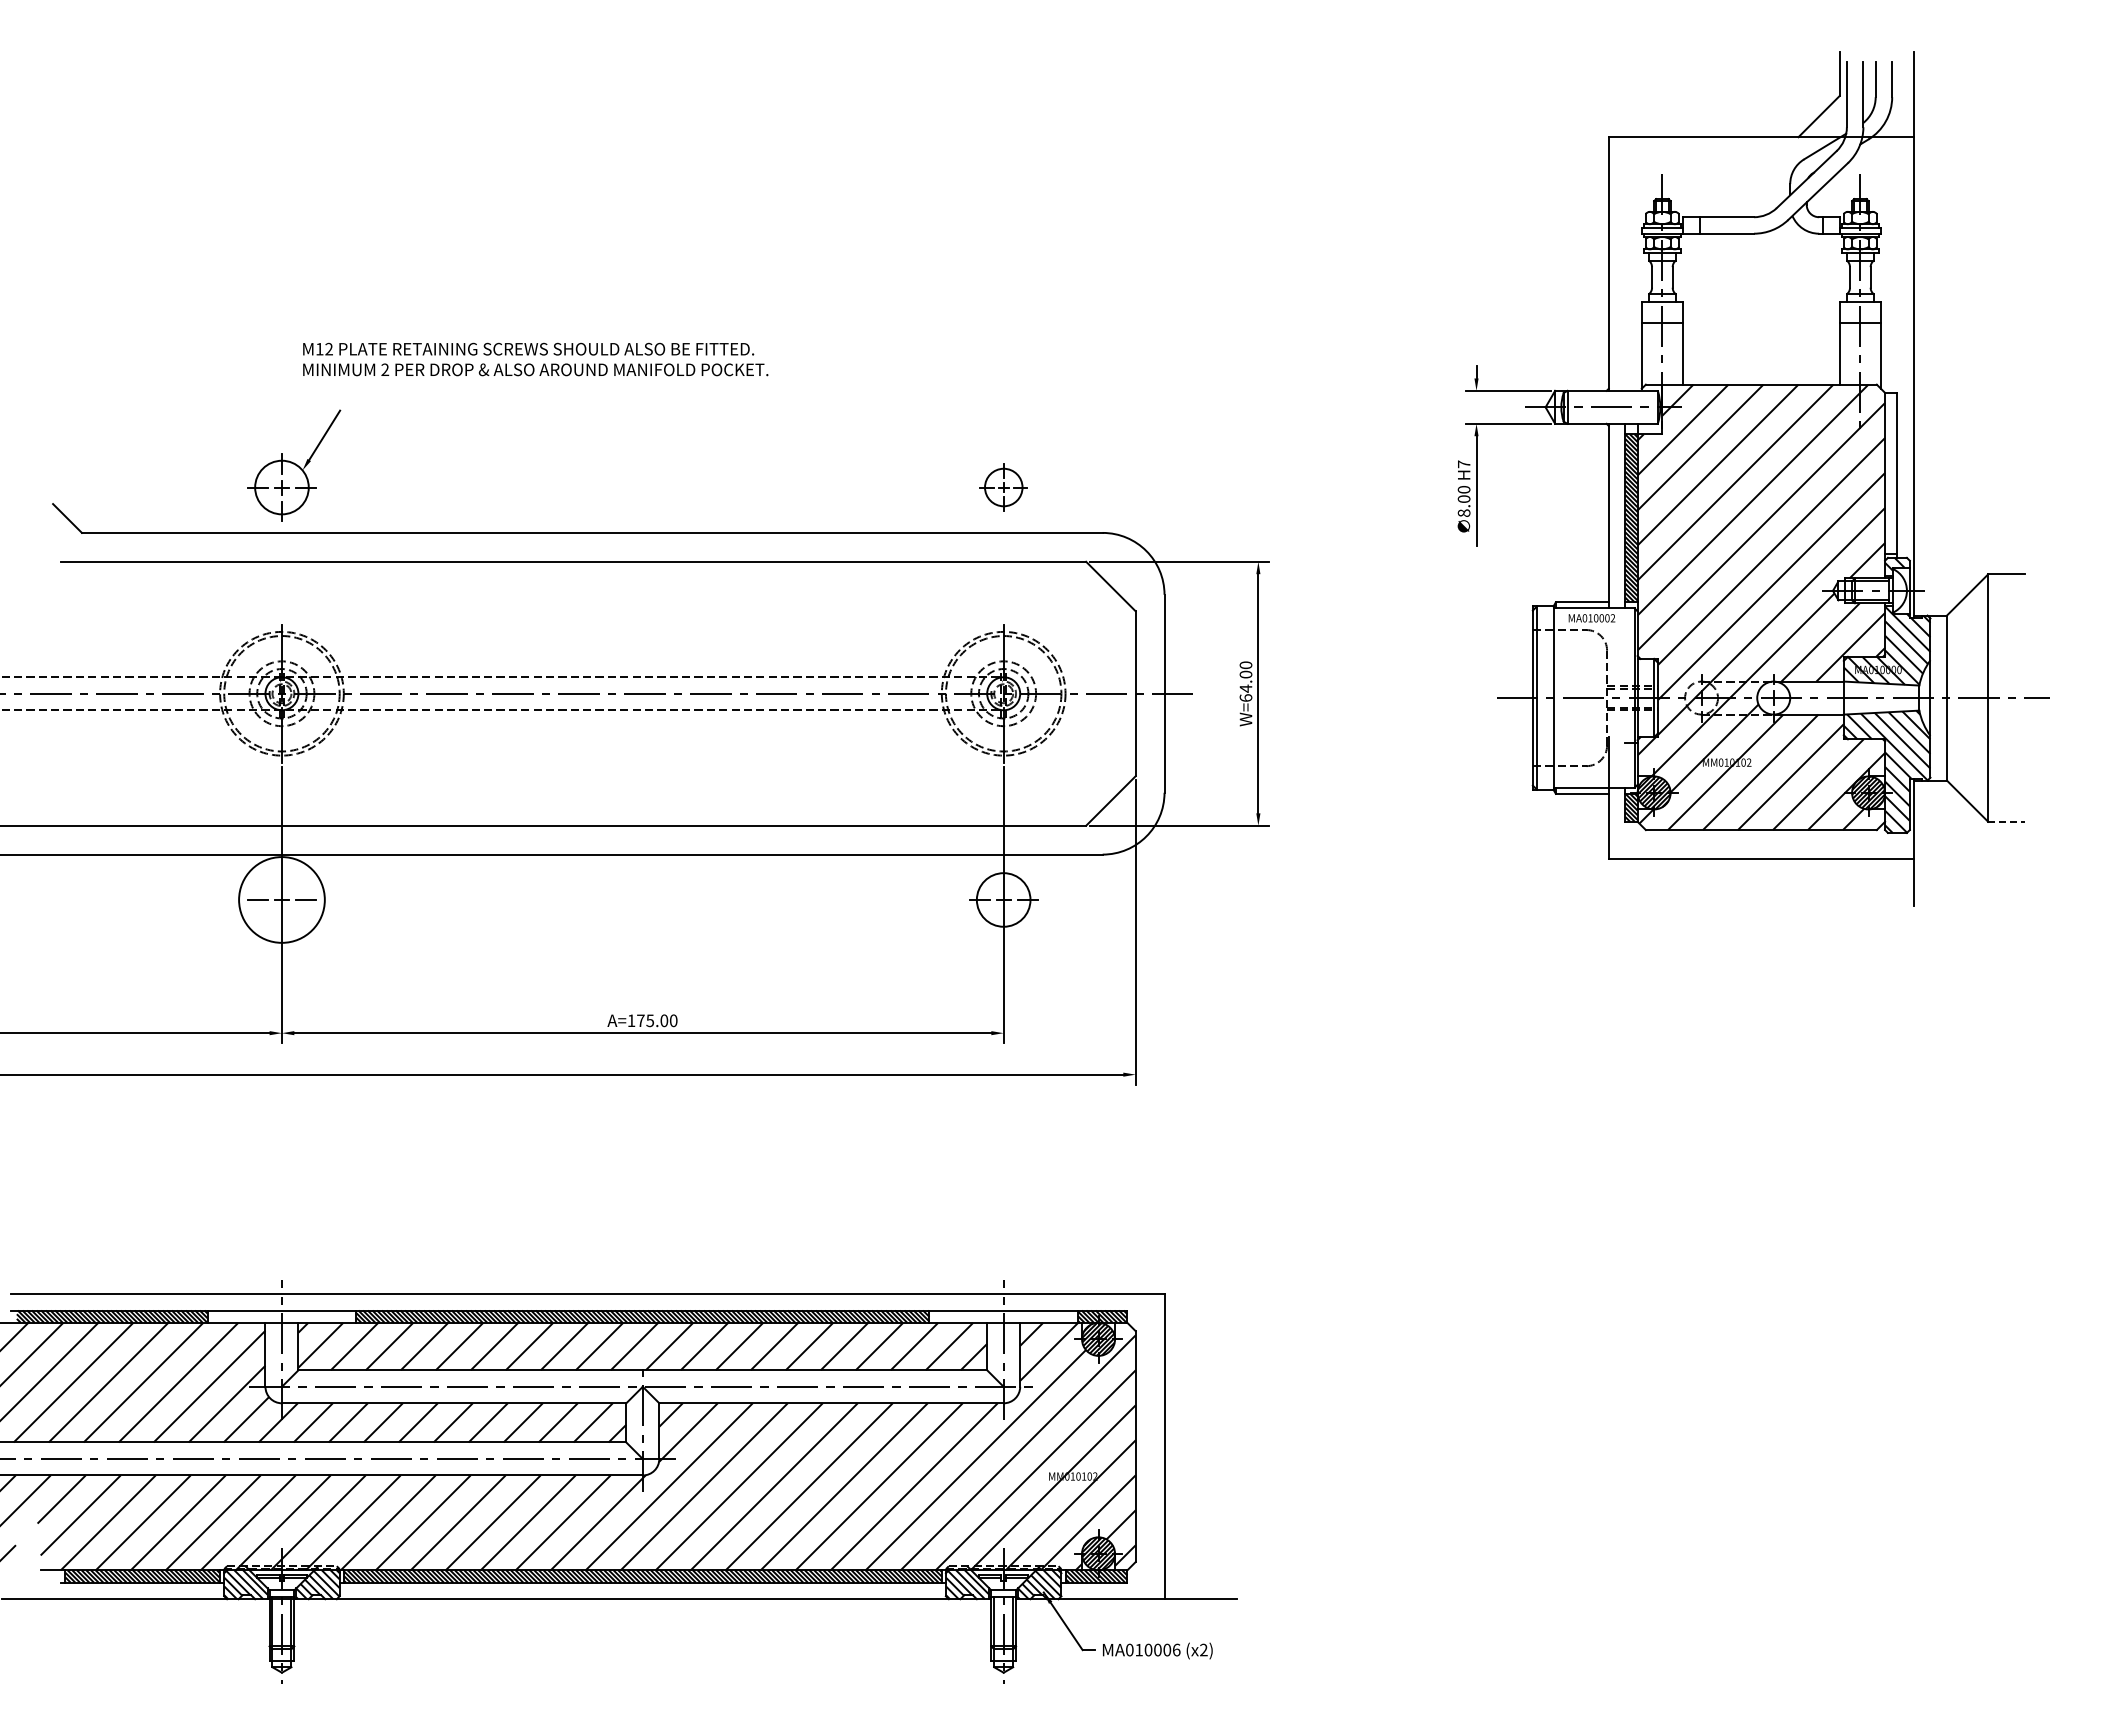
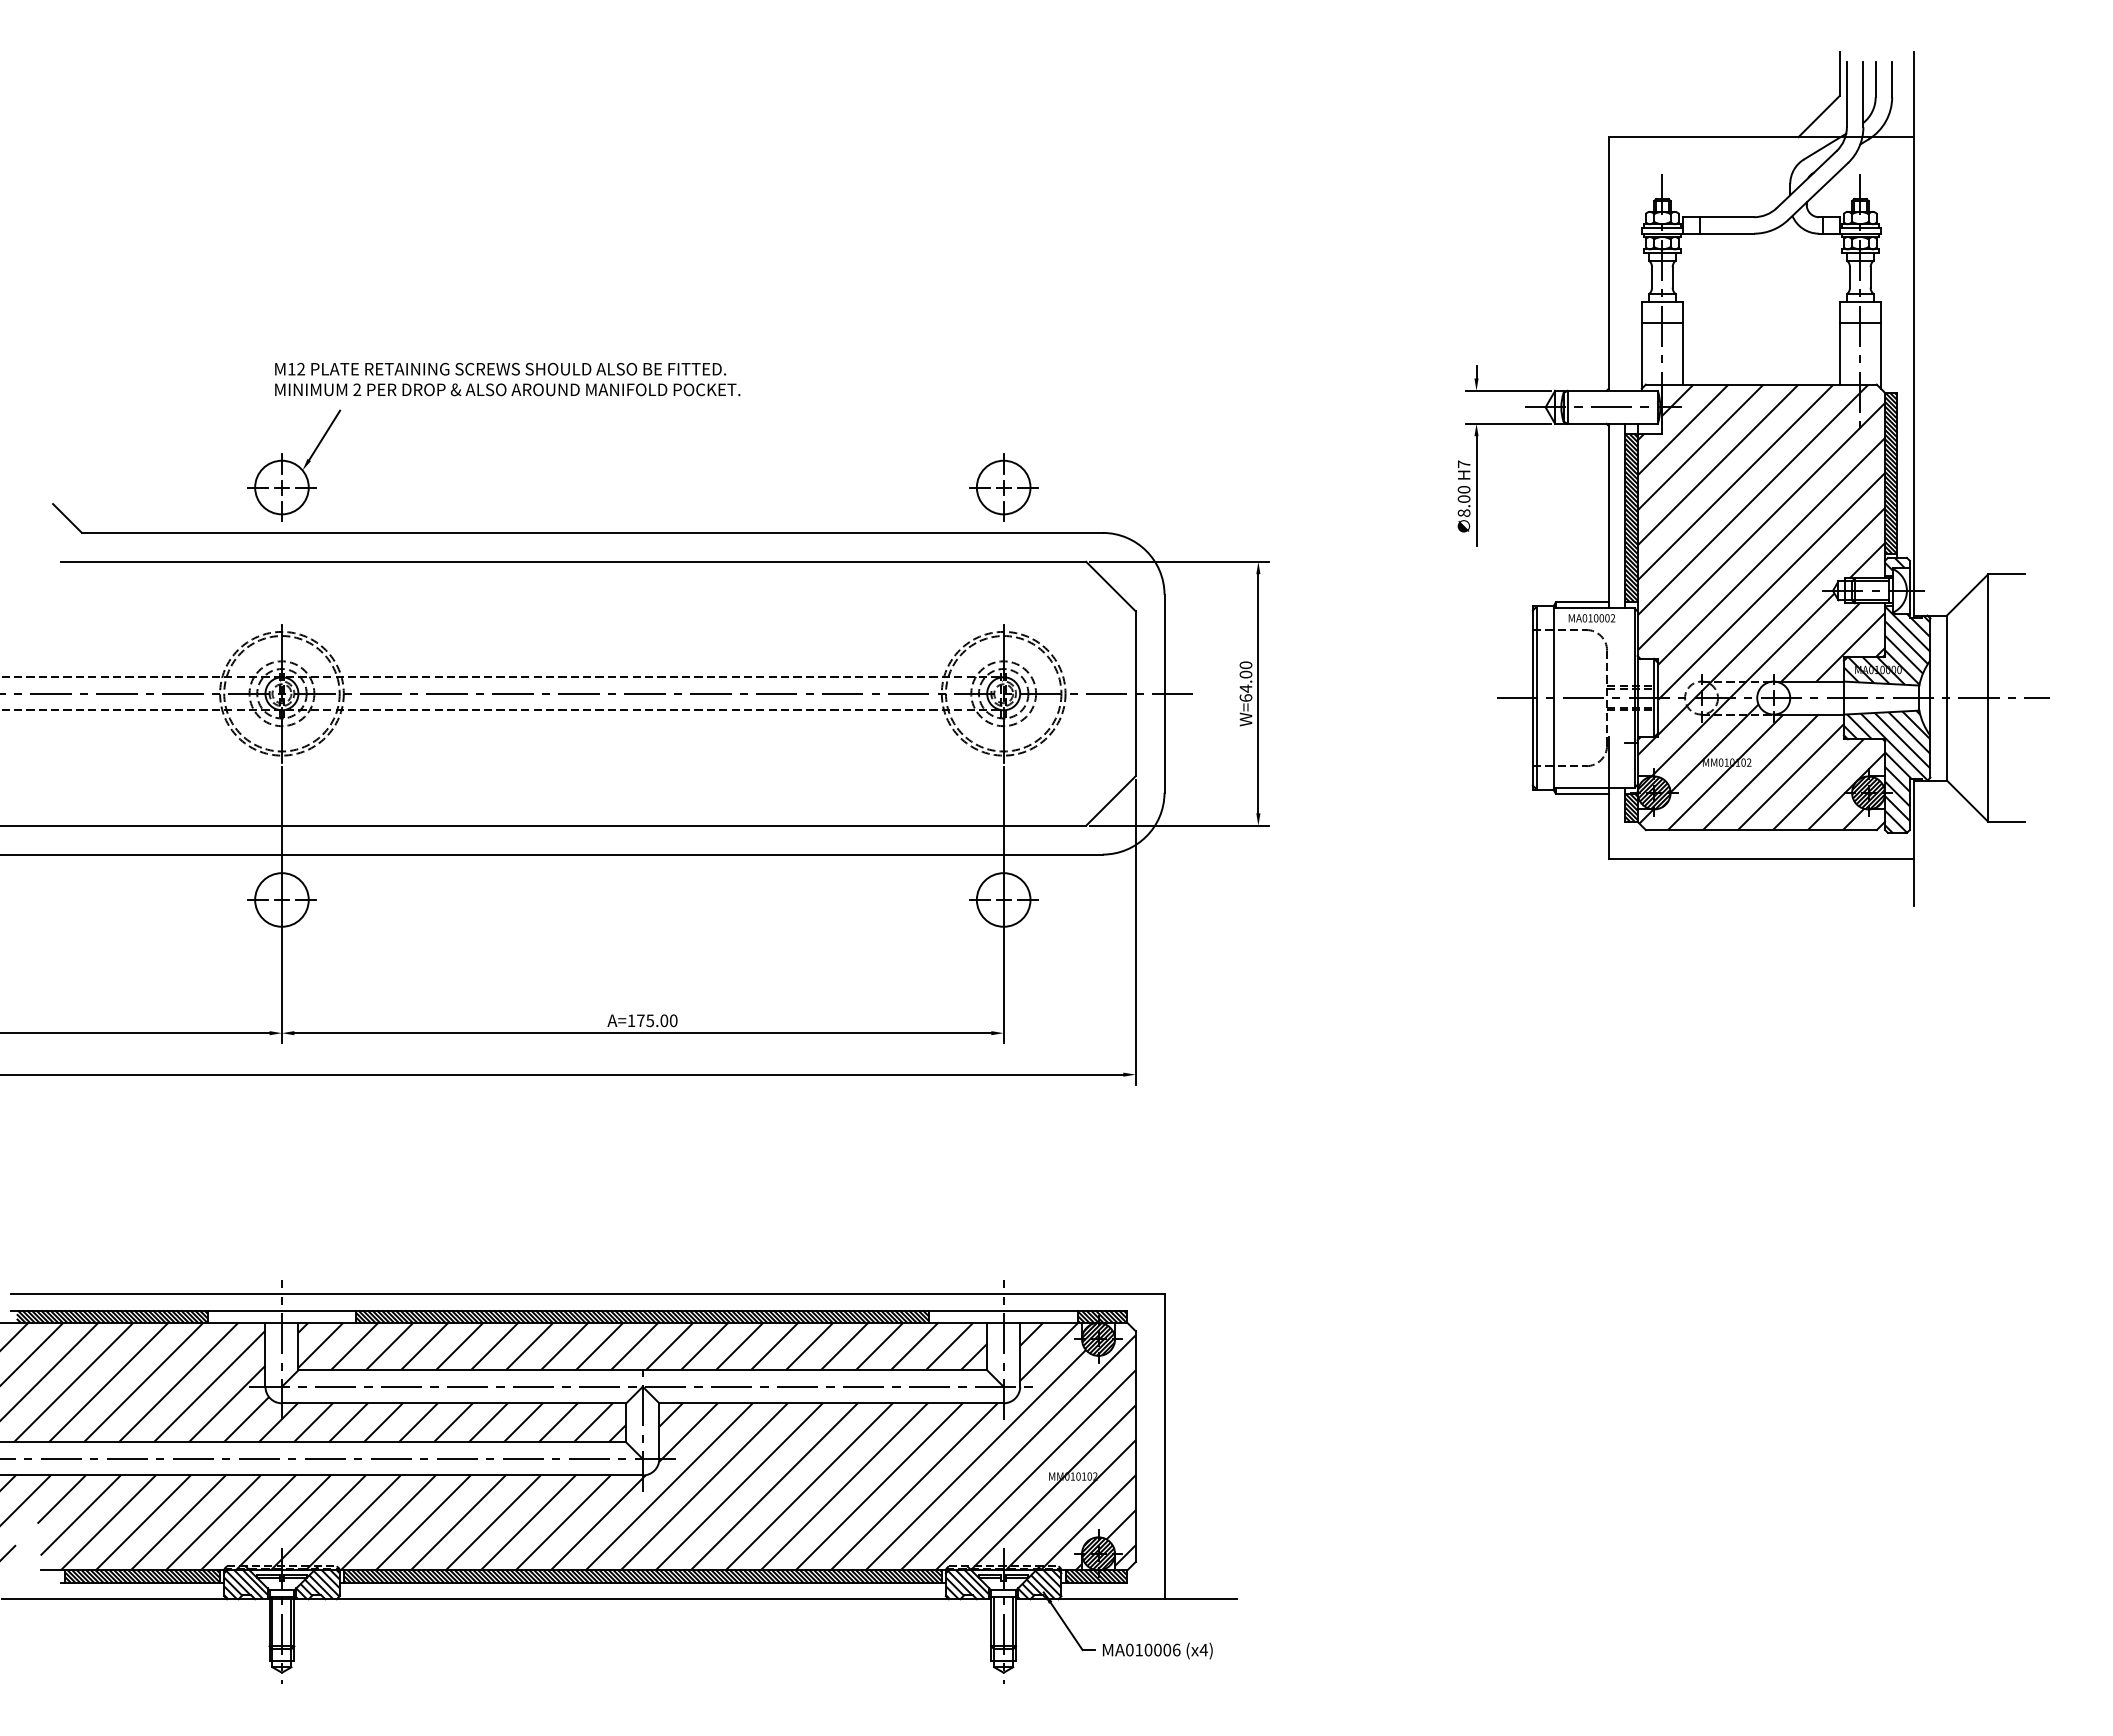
text position: (535, 359) -> (507, 379) (507, 379)
hatch: none -> present (1891, 472)
part size: 49x49 px -> 70x69 px (1003, 487)
line: dashed -> solid (2006, 821)
circle diameter: 86 px -> 54 px (281, 899)
text: (x2) -> (x4) (1203, 1649)
